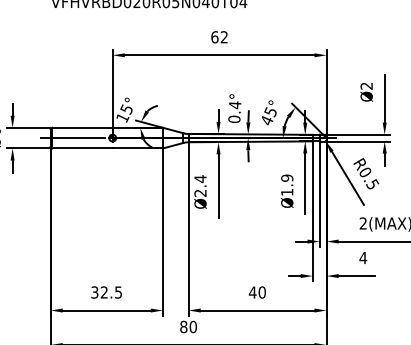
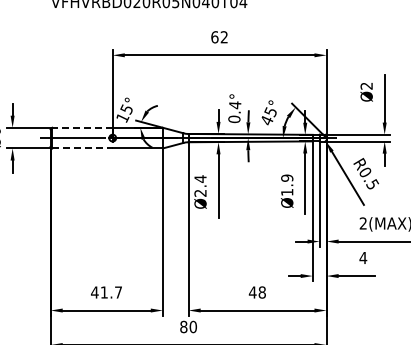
line: solid -> dashed (82, 127)
line: solid -> dashed (83, 148)
text: 32.5 -> 41.7 (106, 292)
text: 40 -> 48 (261, 292)
